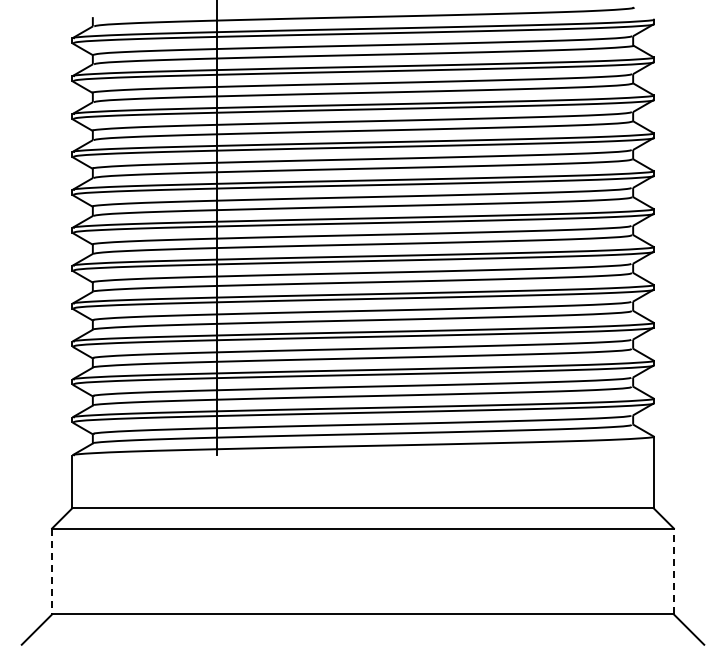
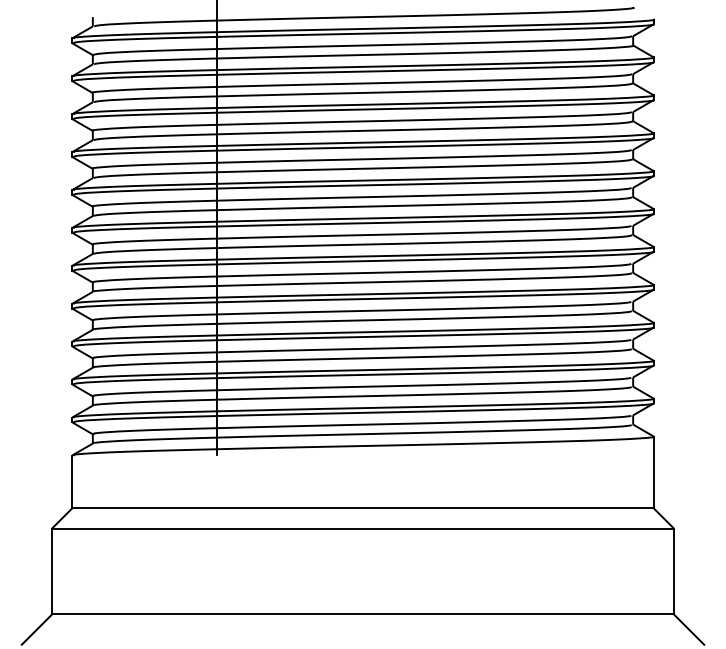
line: dashed -> solid (52, 571)
line: dashed -> solid (673, 571)
